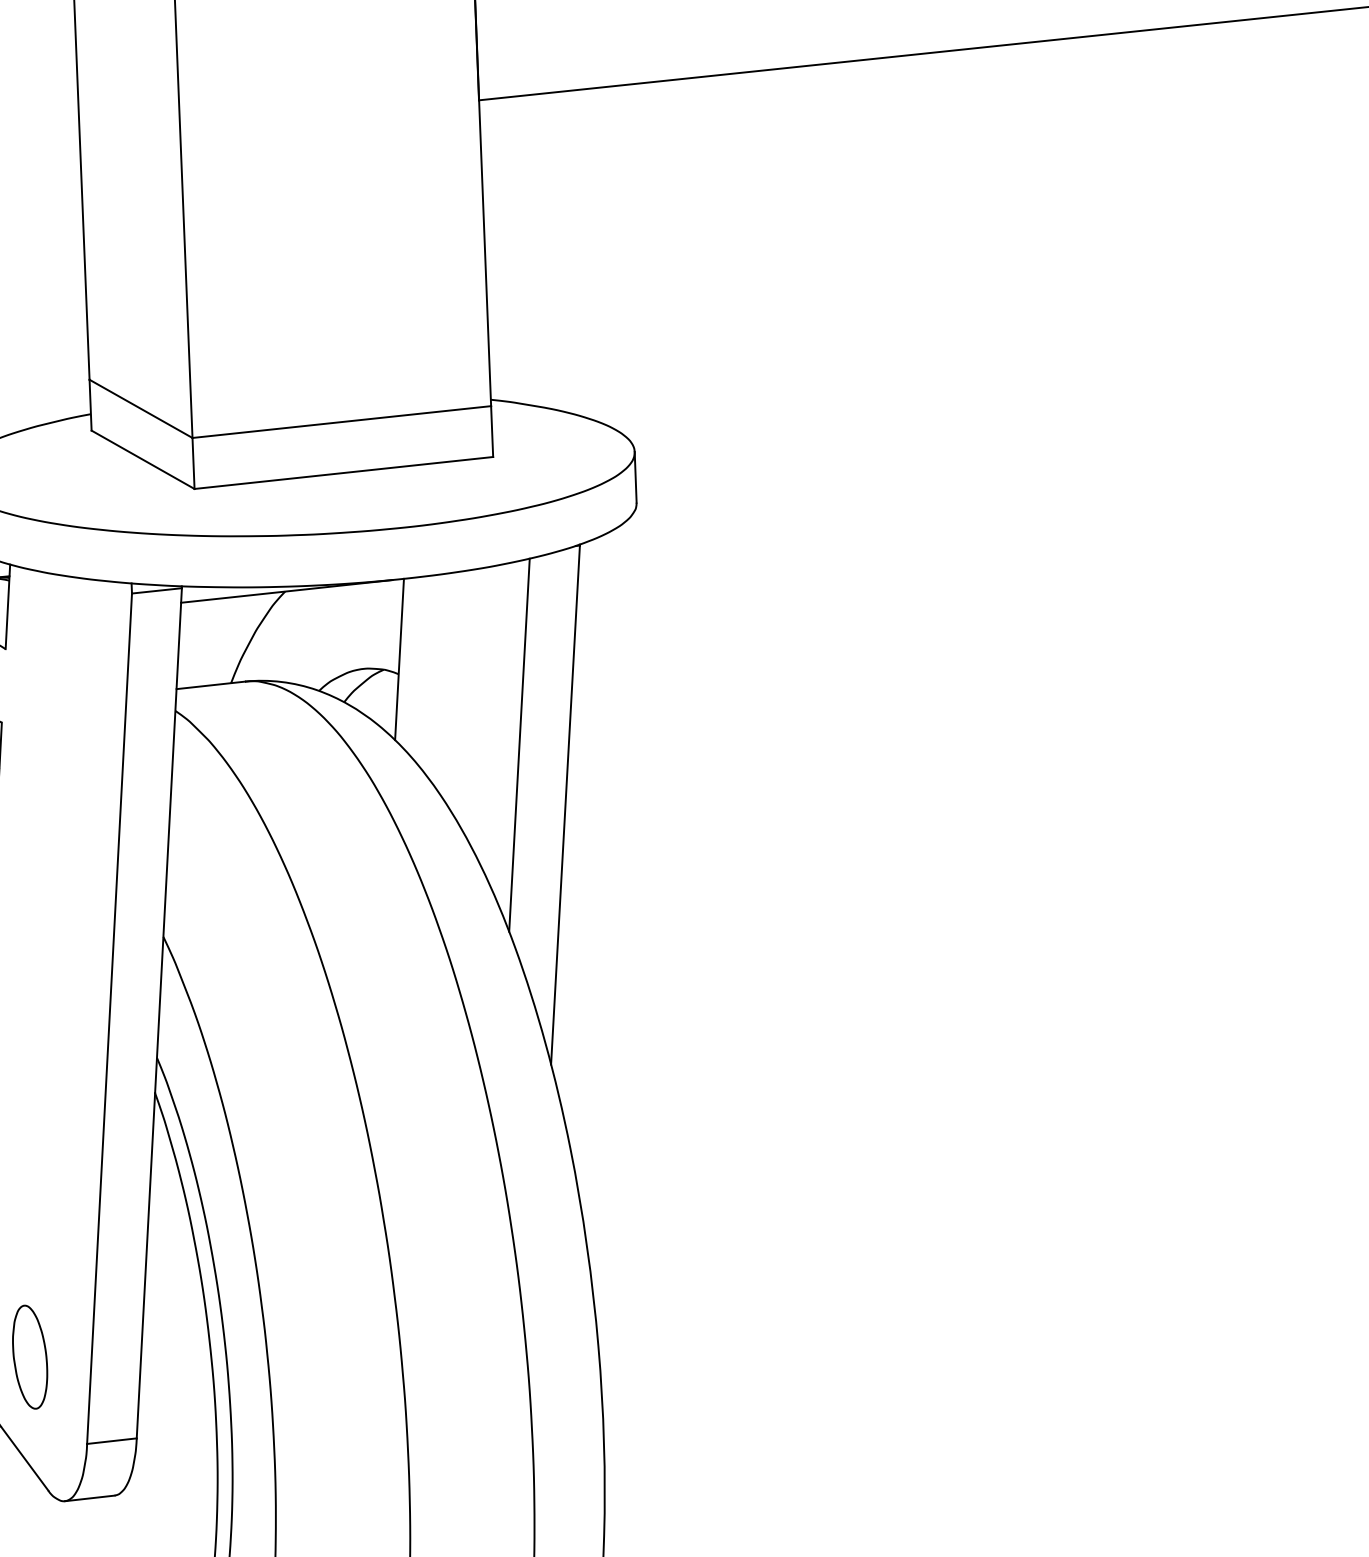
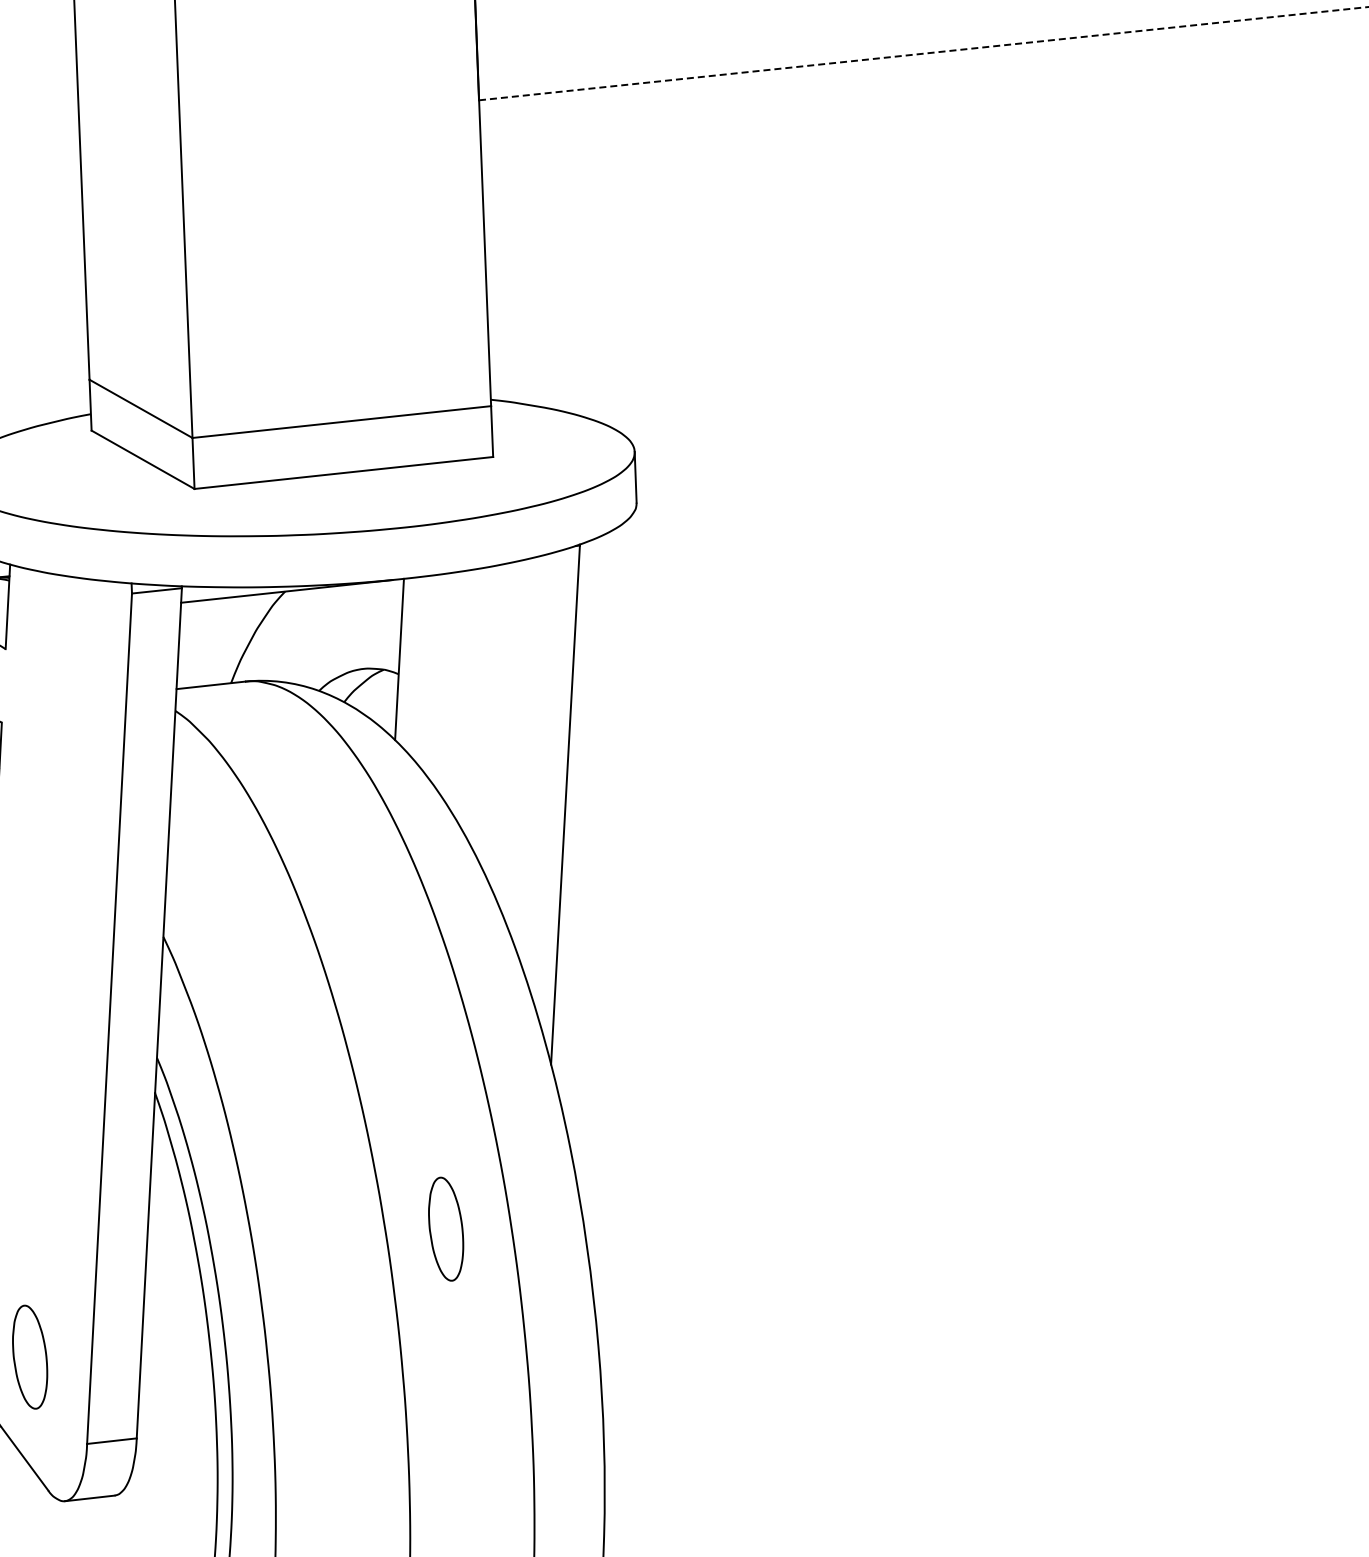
line: solid -> dashed (924, 53)
line: present -> none (519, 744)
part: none -> present (446, 1228)
